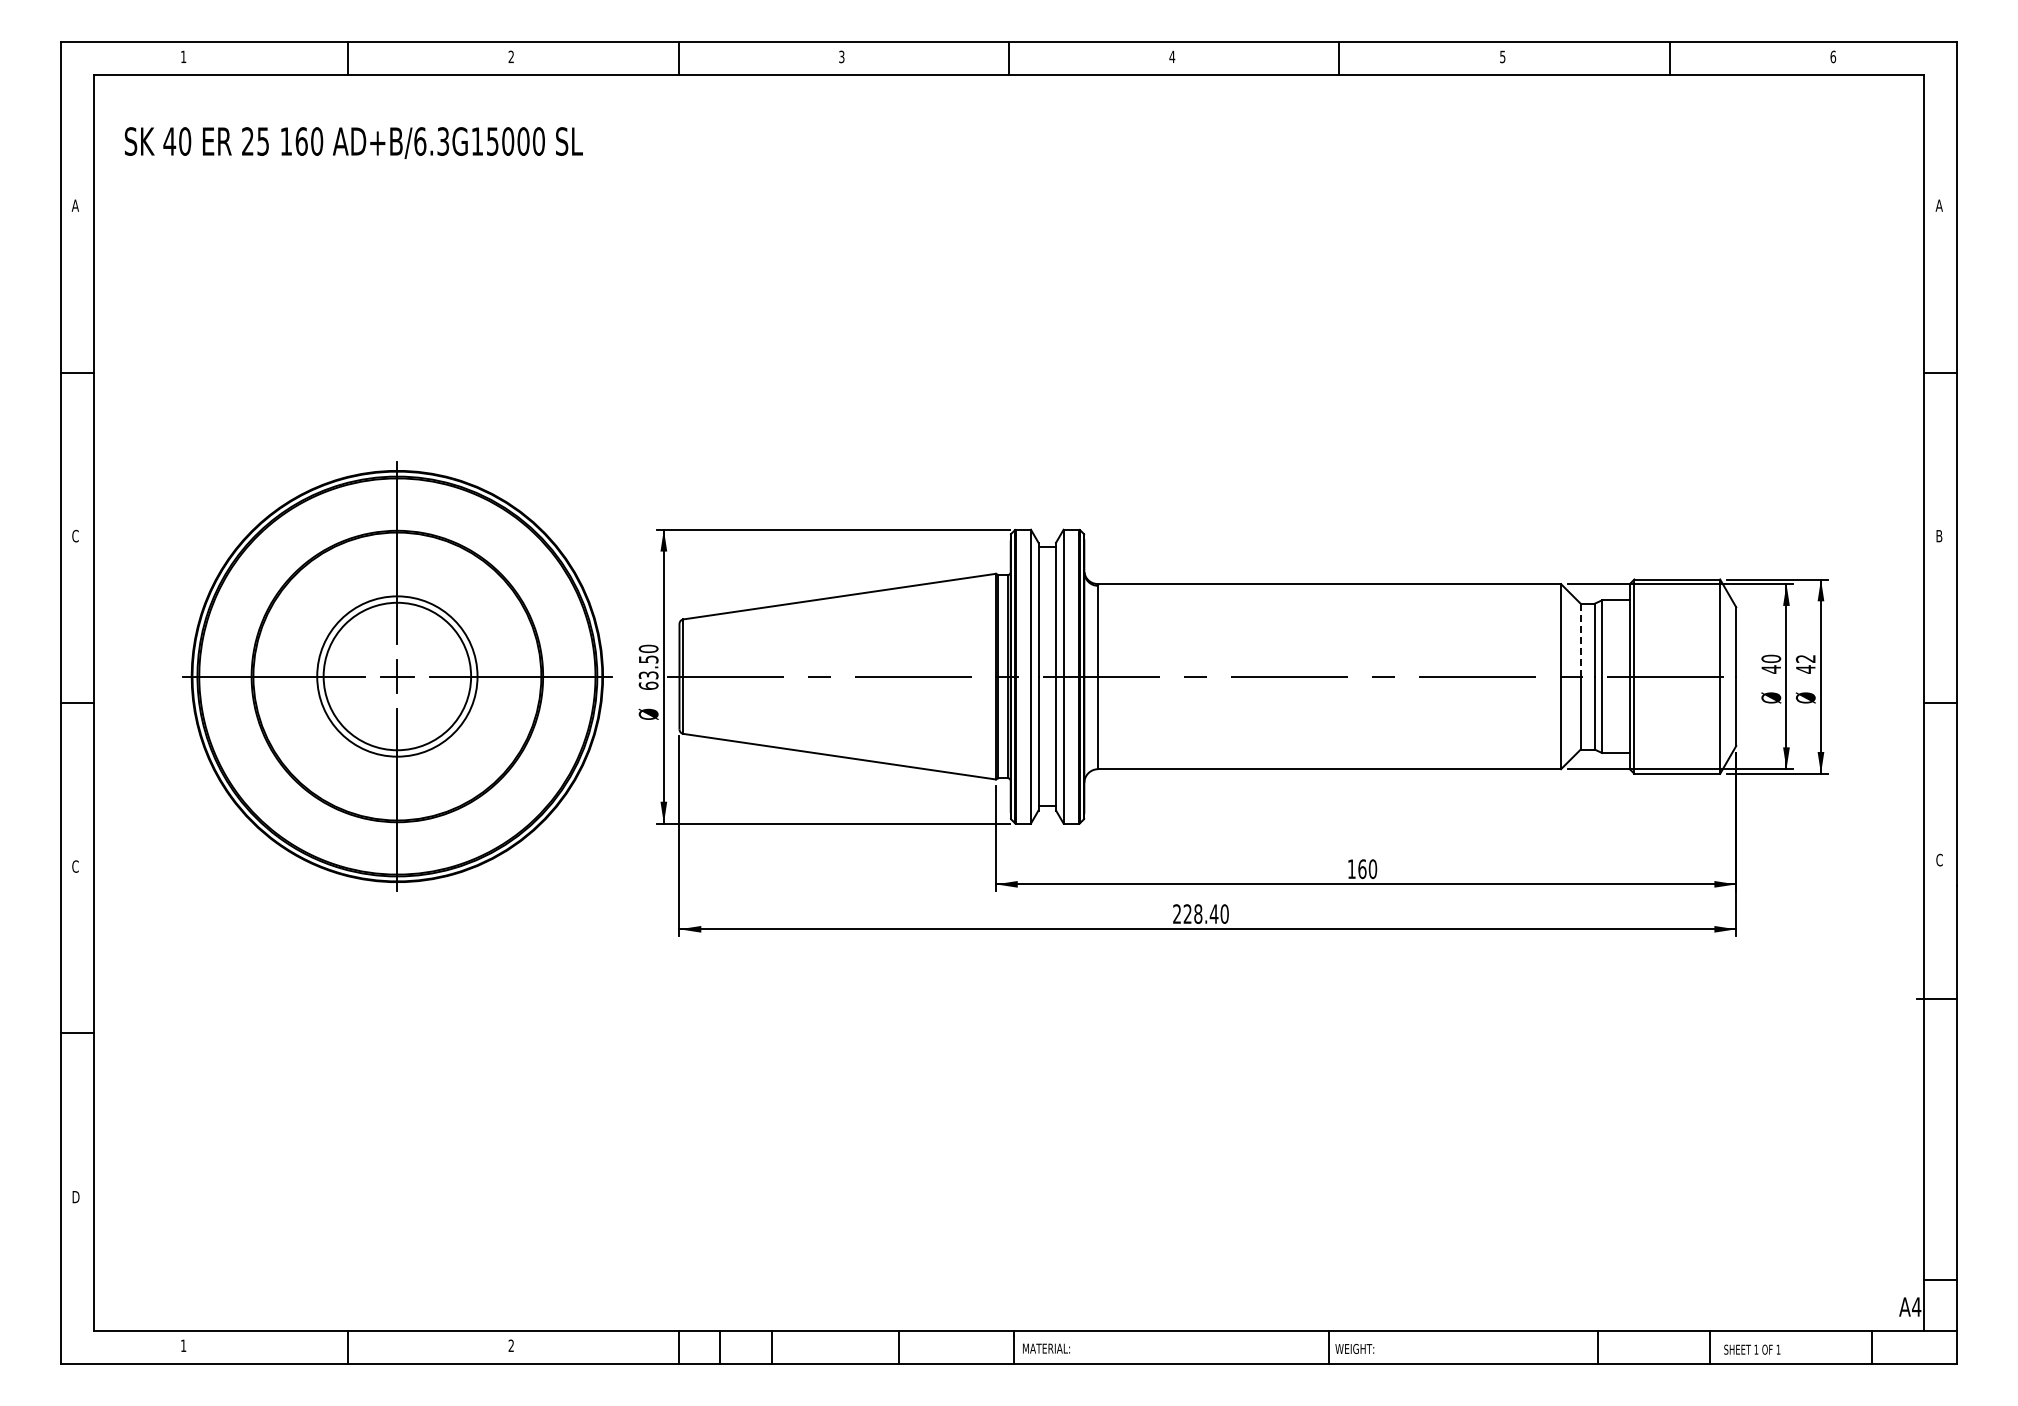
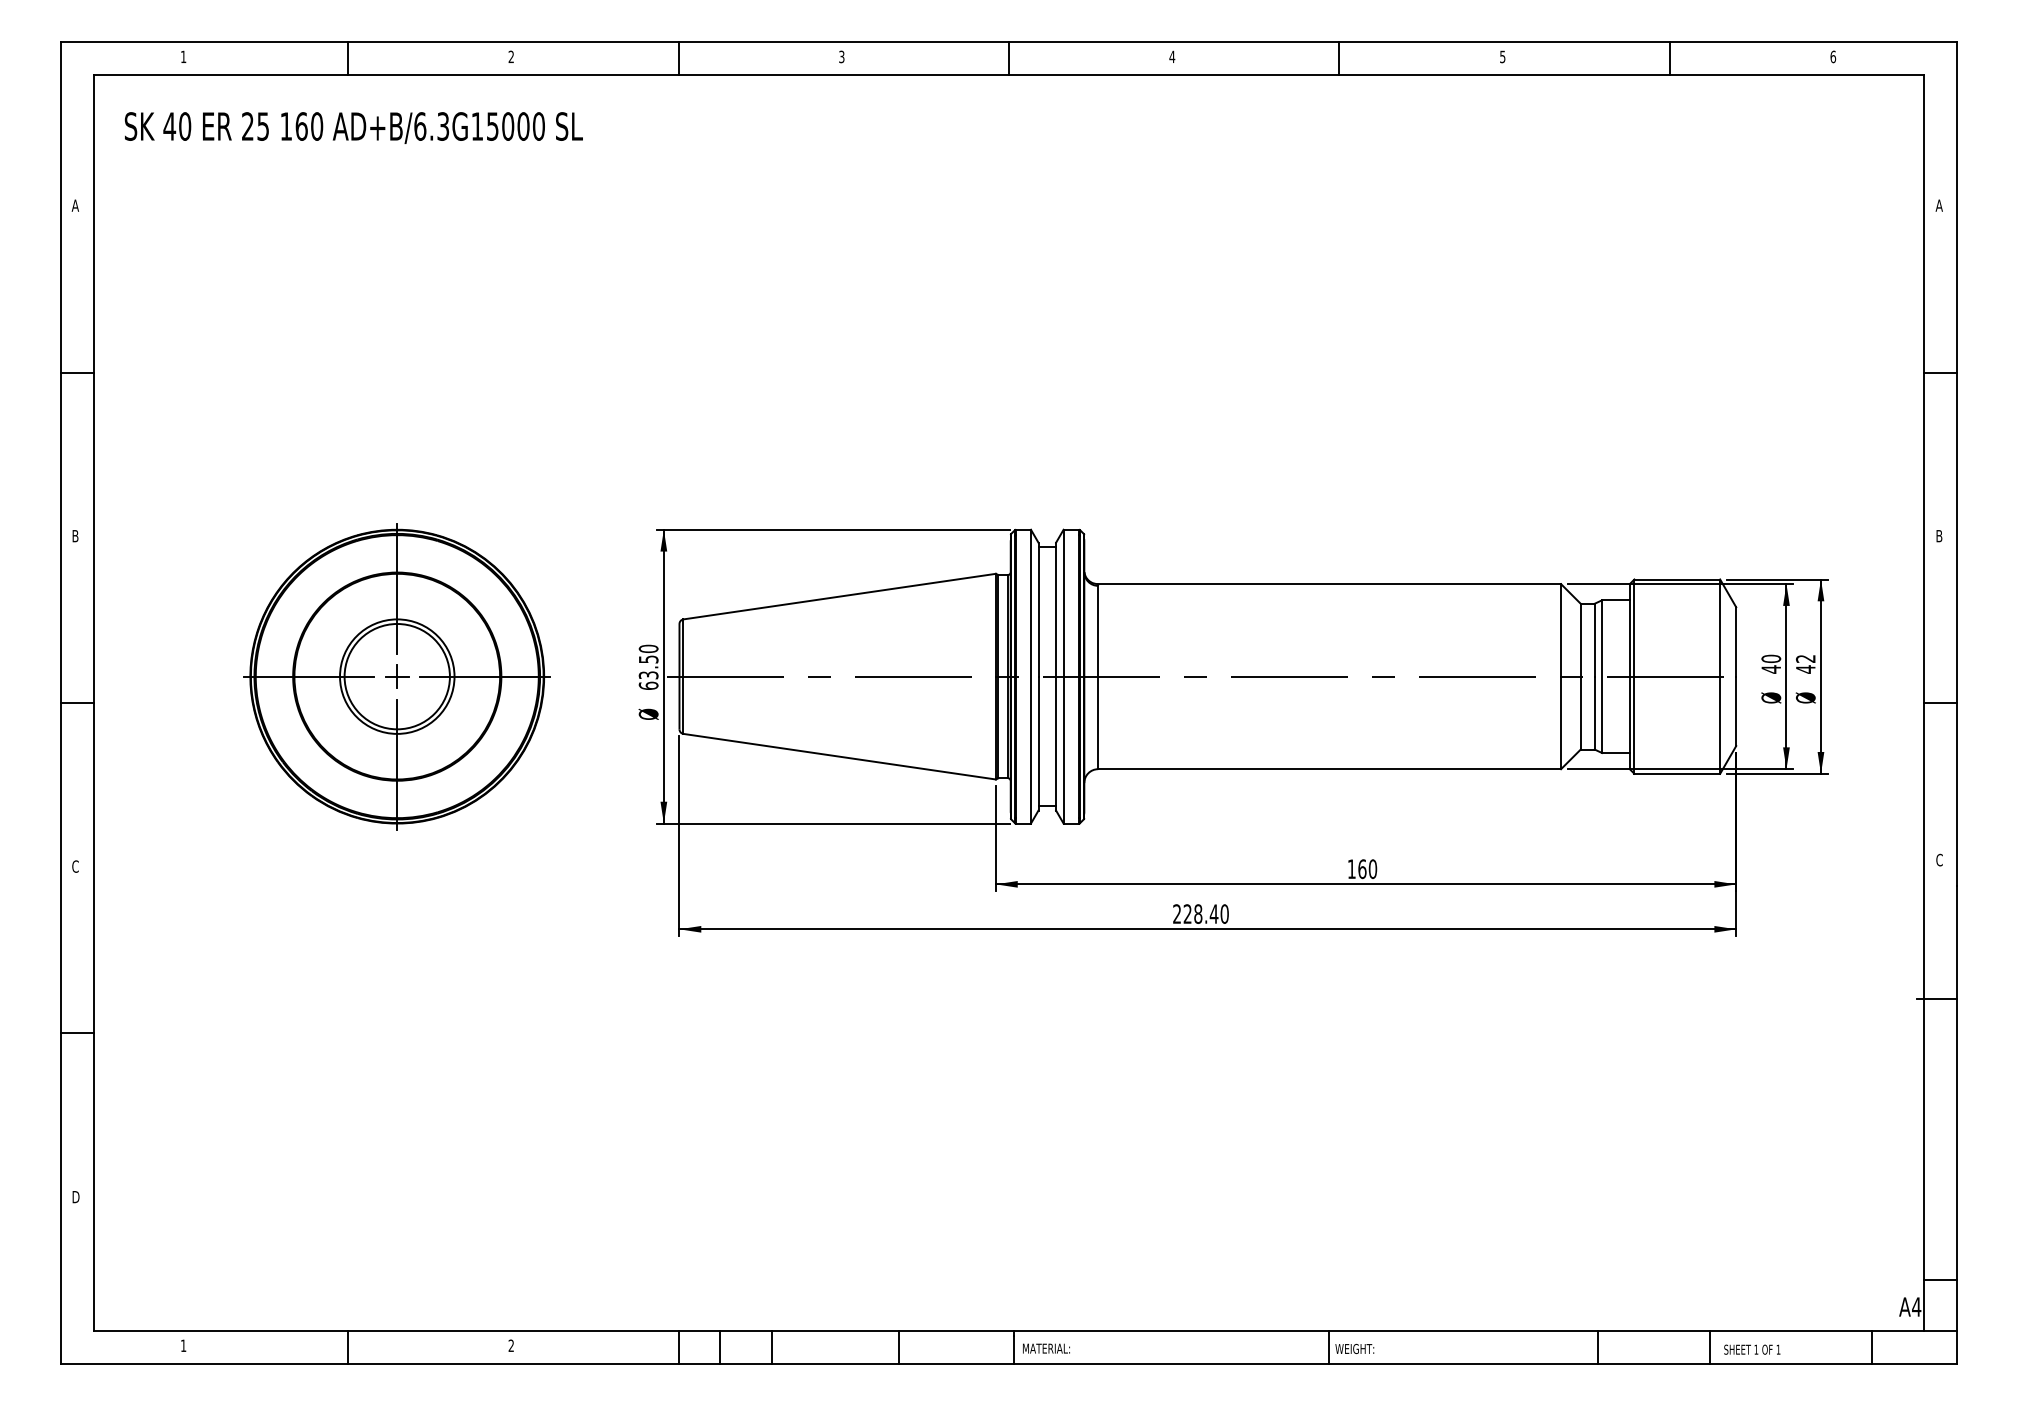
text position: (353, 142) -> (353, 127) (353, 127)
text: C -> B (75, 535)
line: dashed -> solid (1580, 639)
part size: 431x431 px -> 308x308 px (396, 676)
